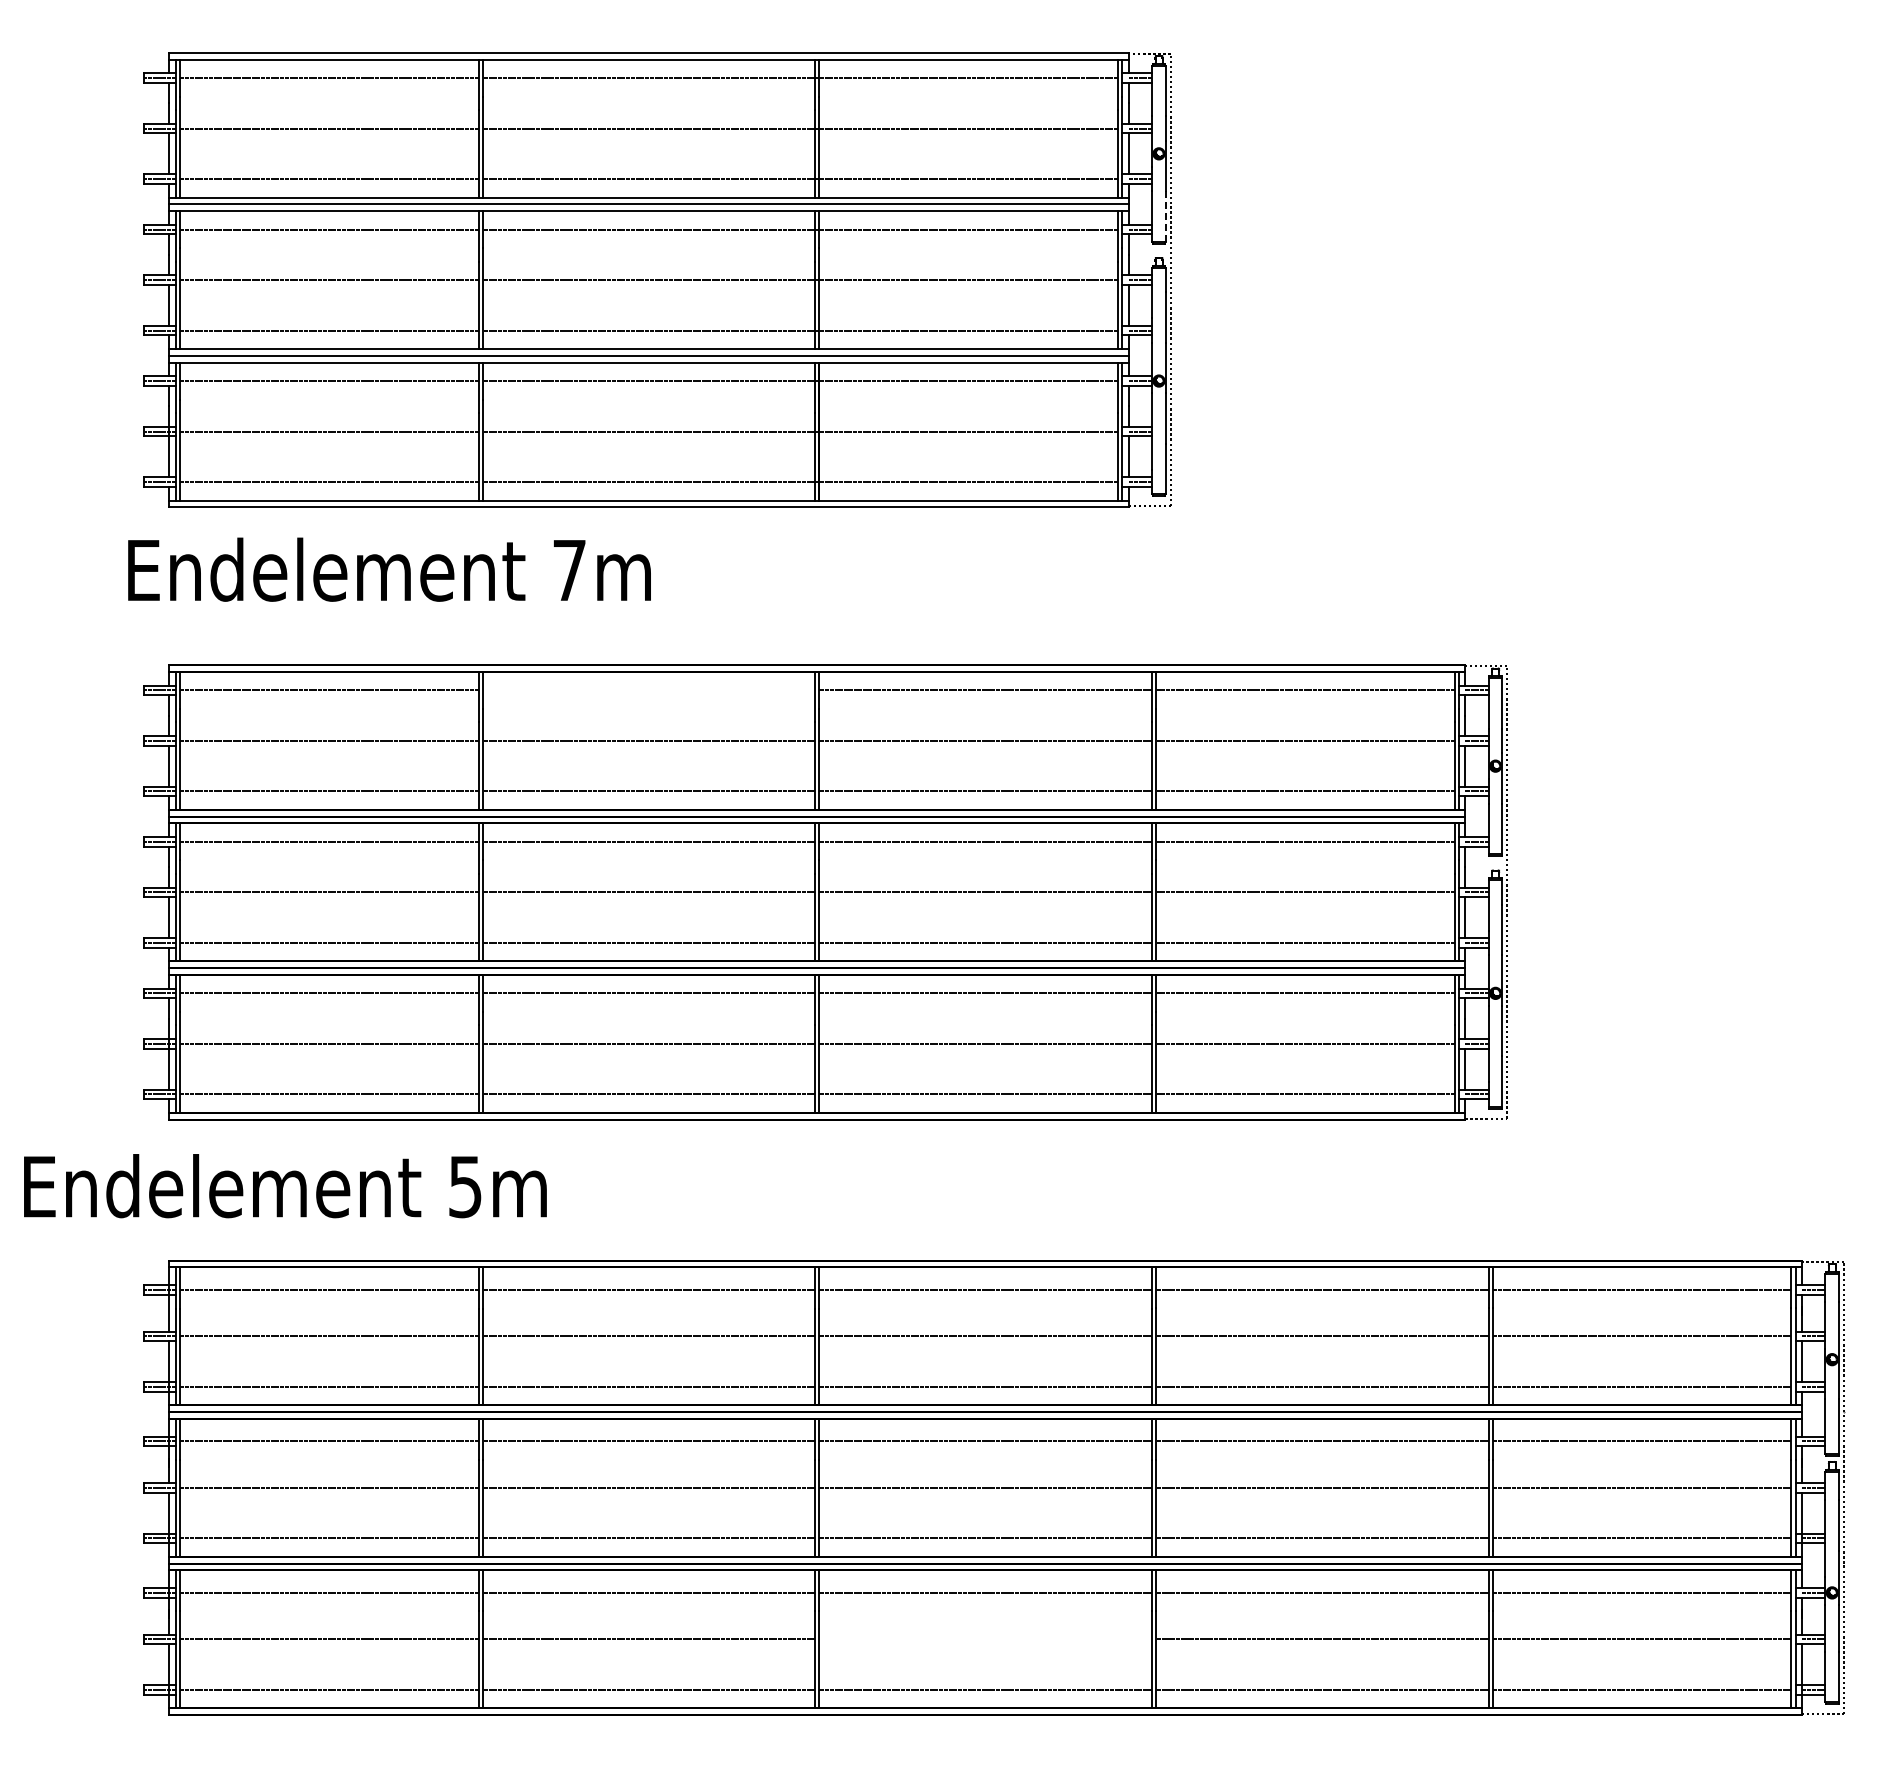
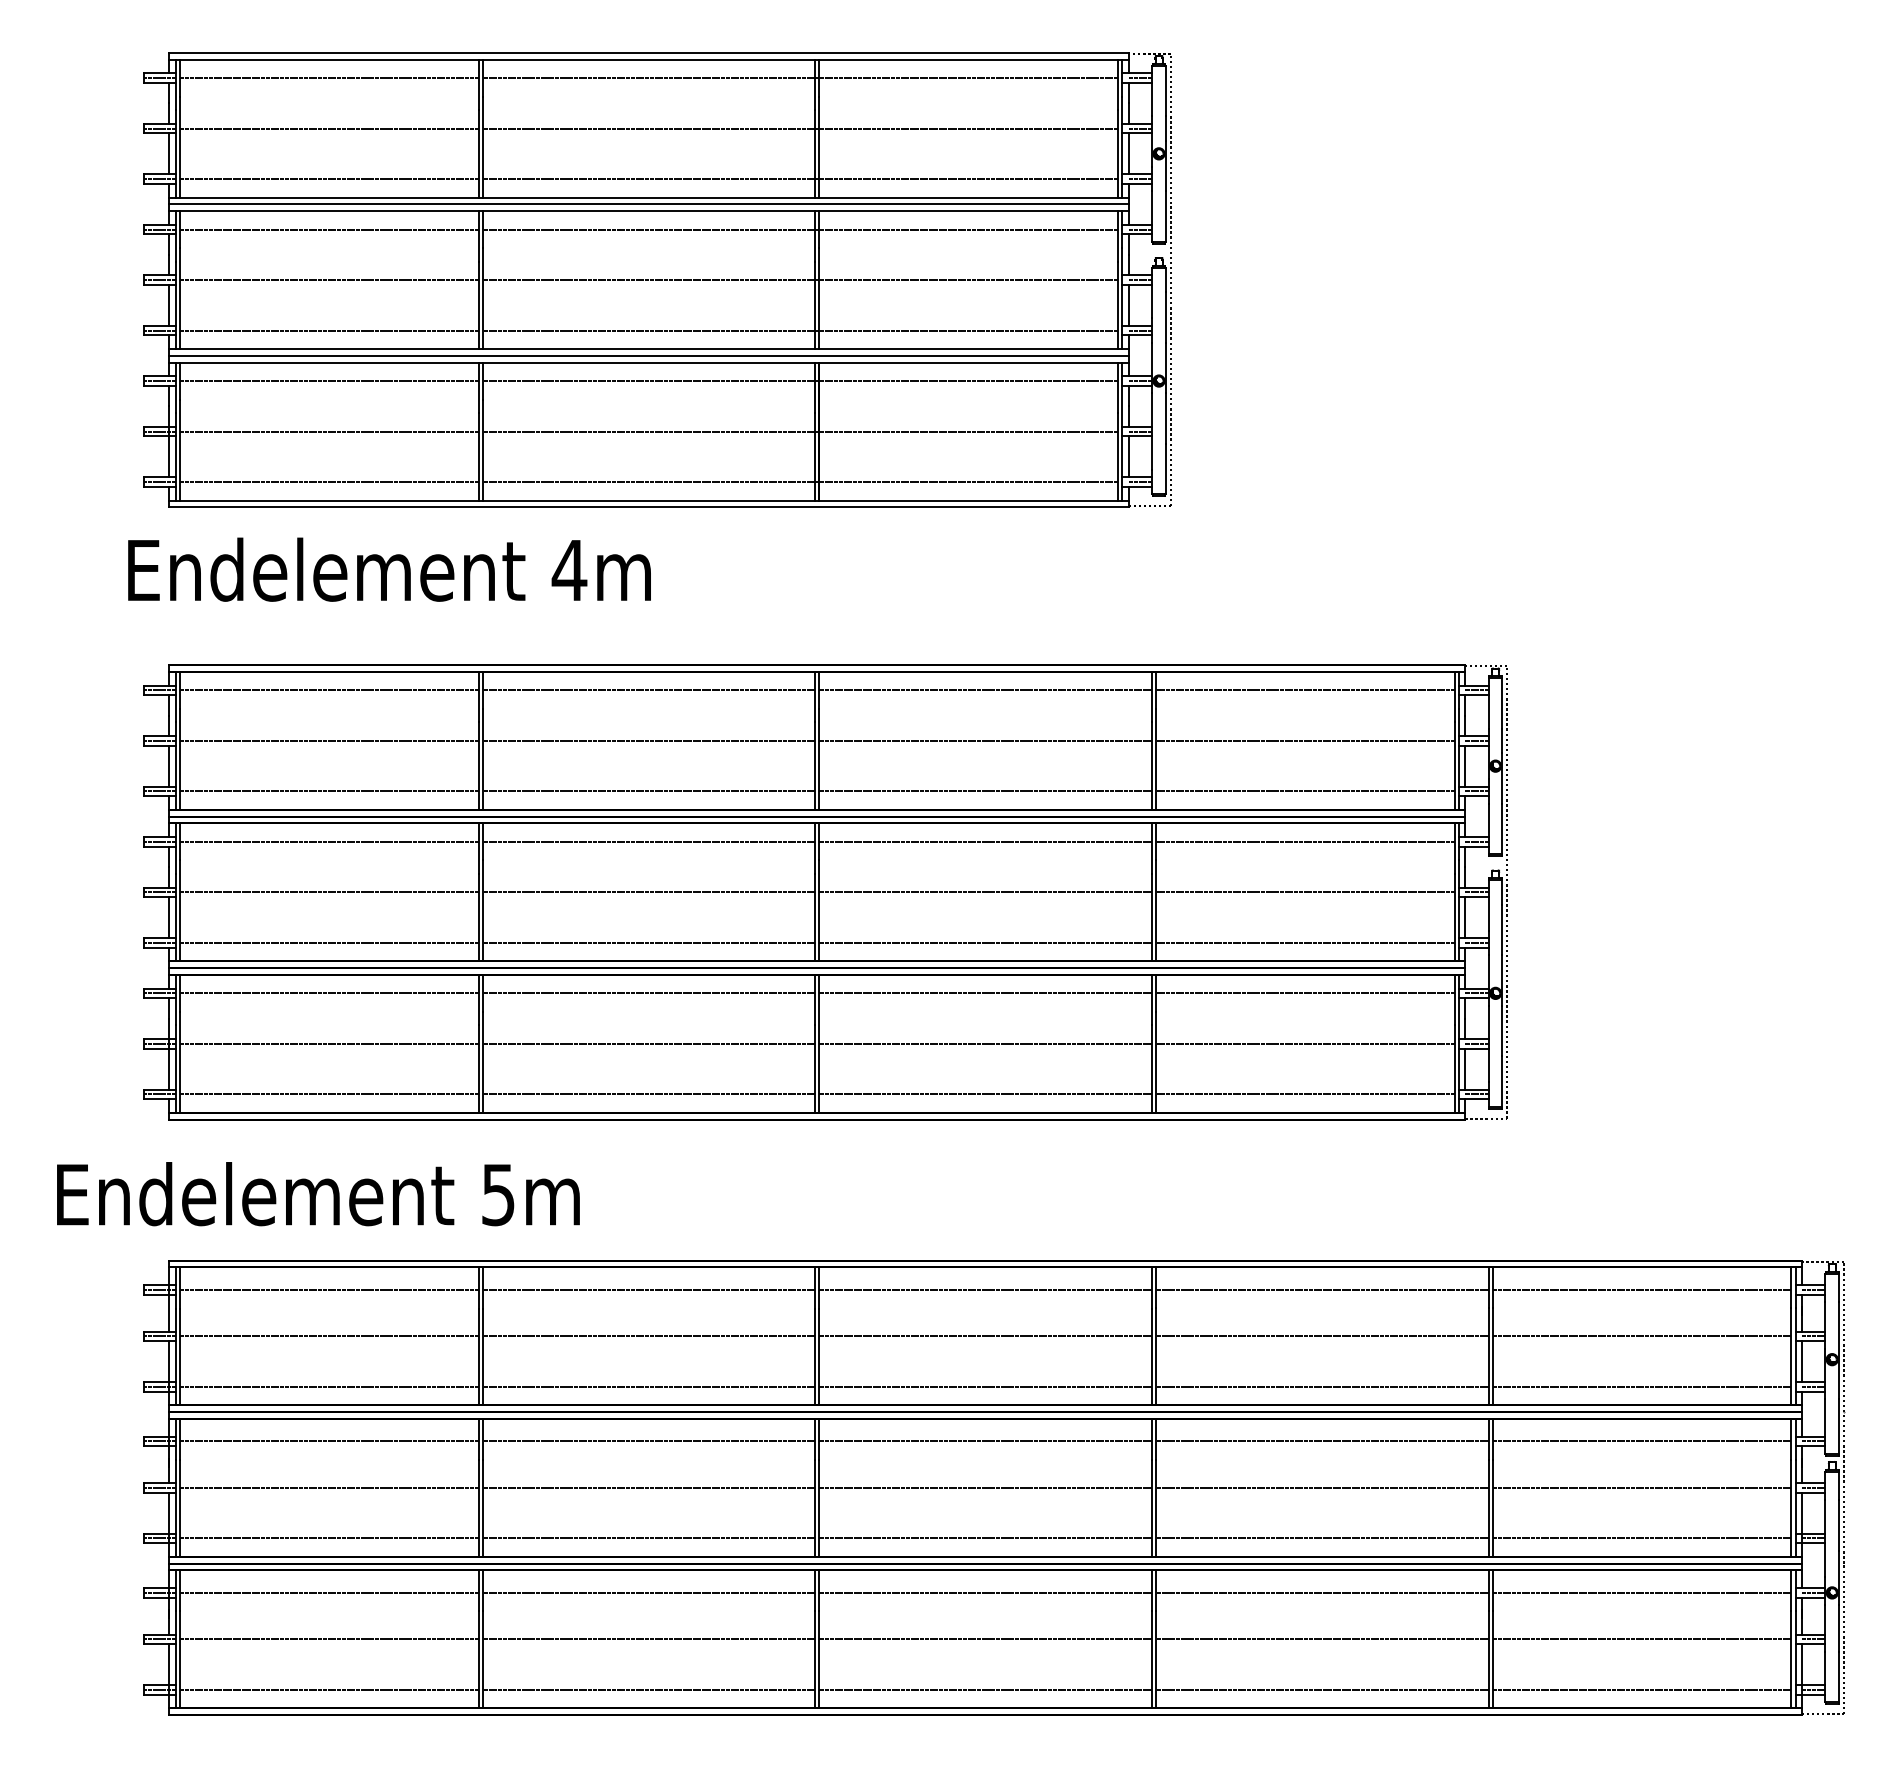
line: dashed -> solid (1165, 216)
text: 7m -> 4m (569, 570)
line: none -> present (648, 690)
text position: (285, 1186) -> (318, 1194) (318, 1194)
line: none -> present (985, 1639)
